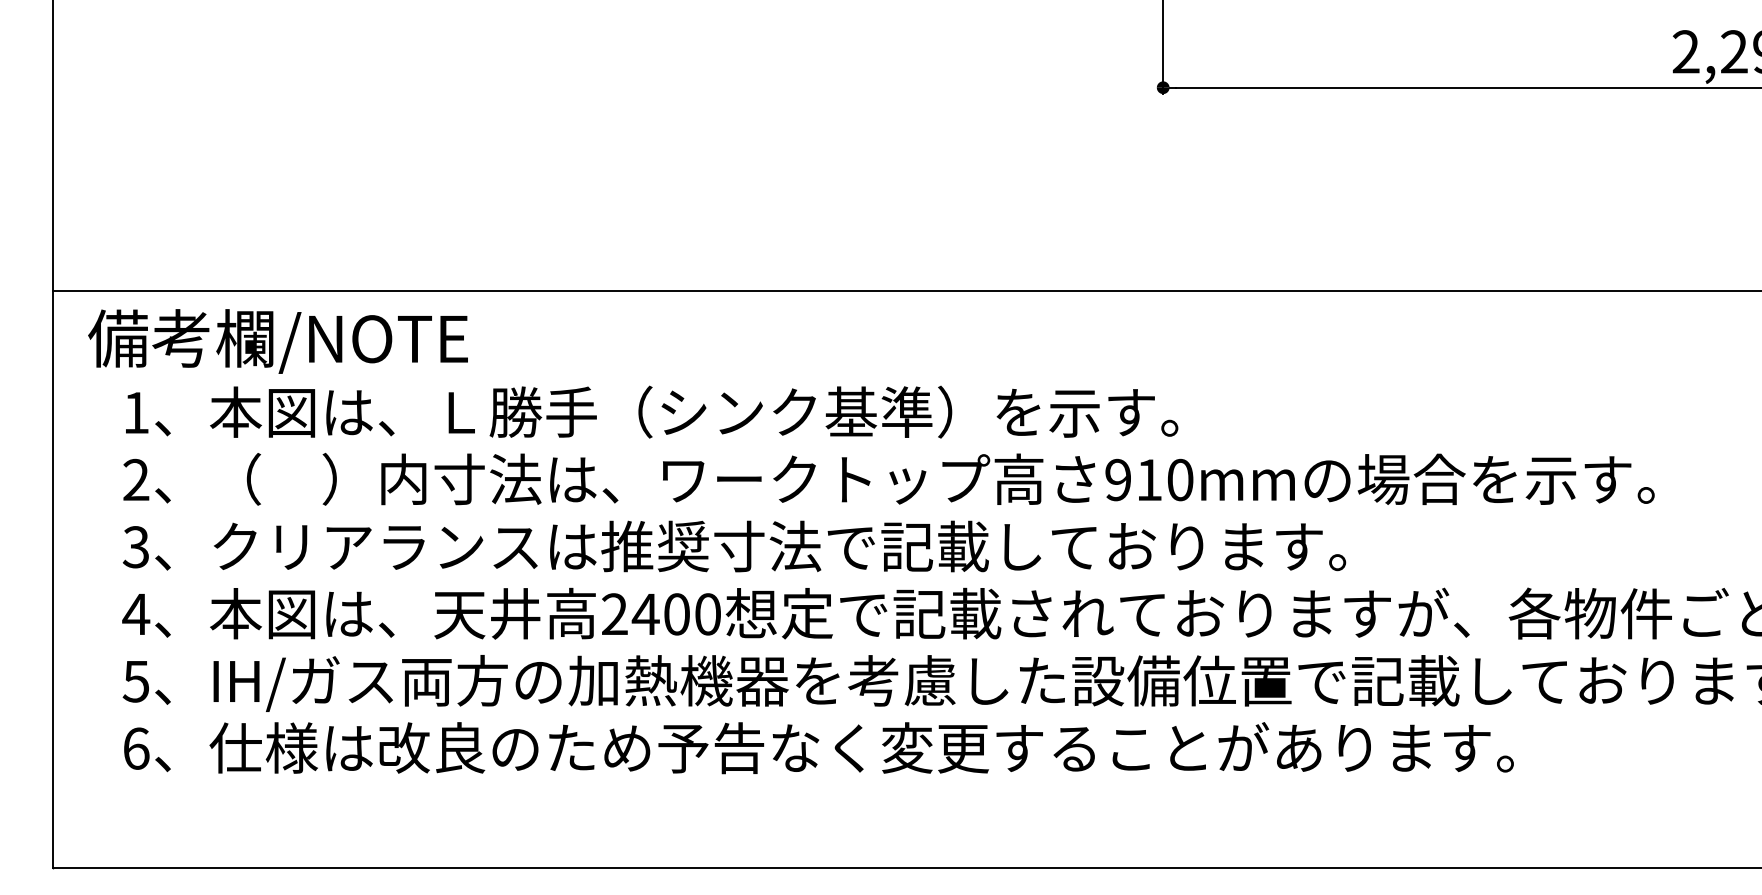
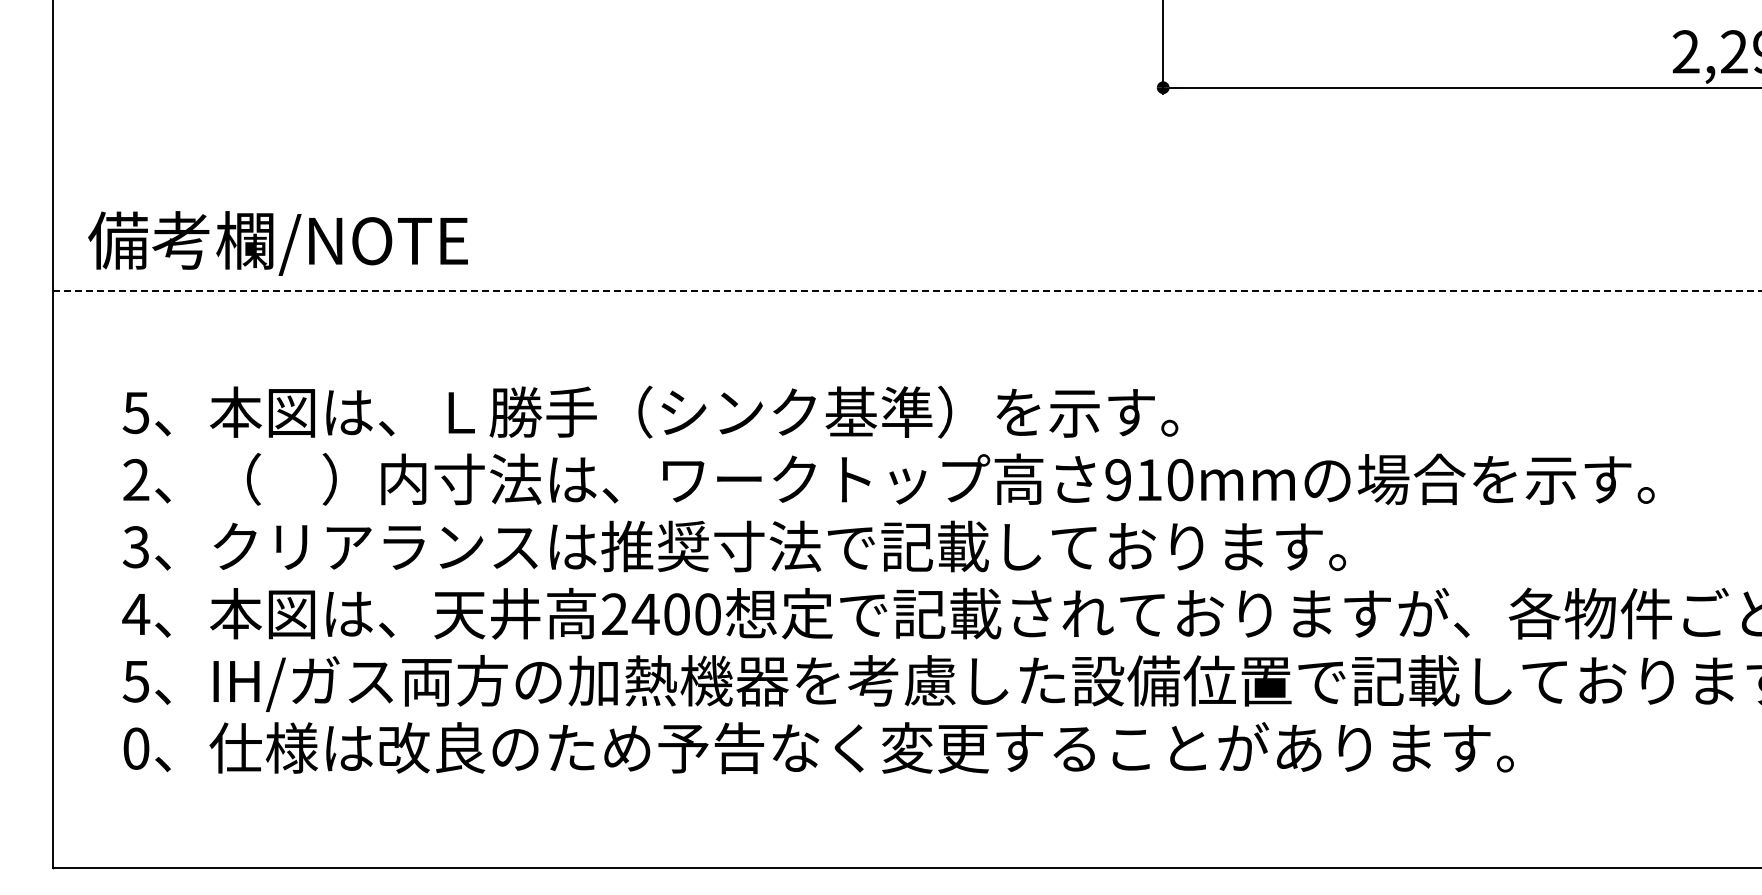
line: solid -> dashed (907, 290)
text position: (277, 341) -> (277, 243) (277, 243)
text: 1 -> 5 (135, 413)
text: 6 -> 0 (136, 748)
